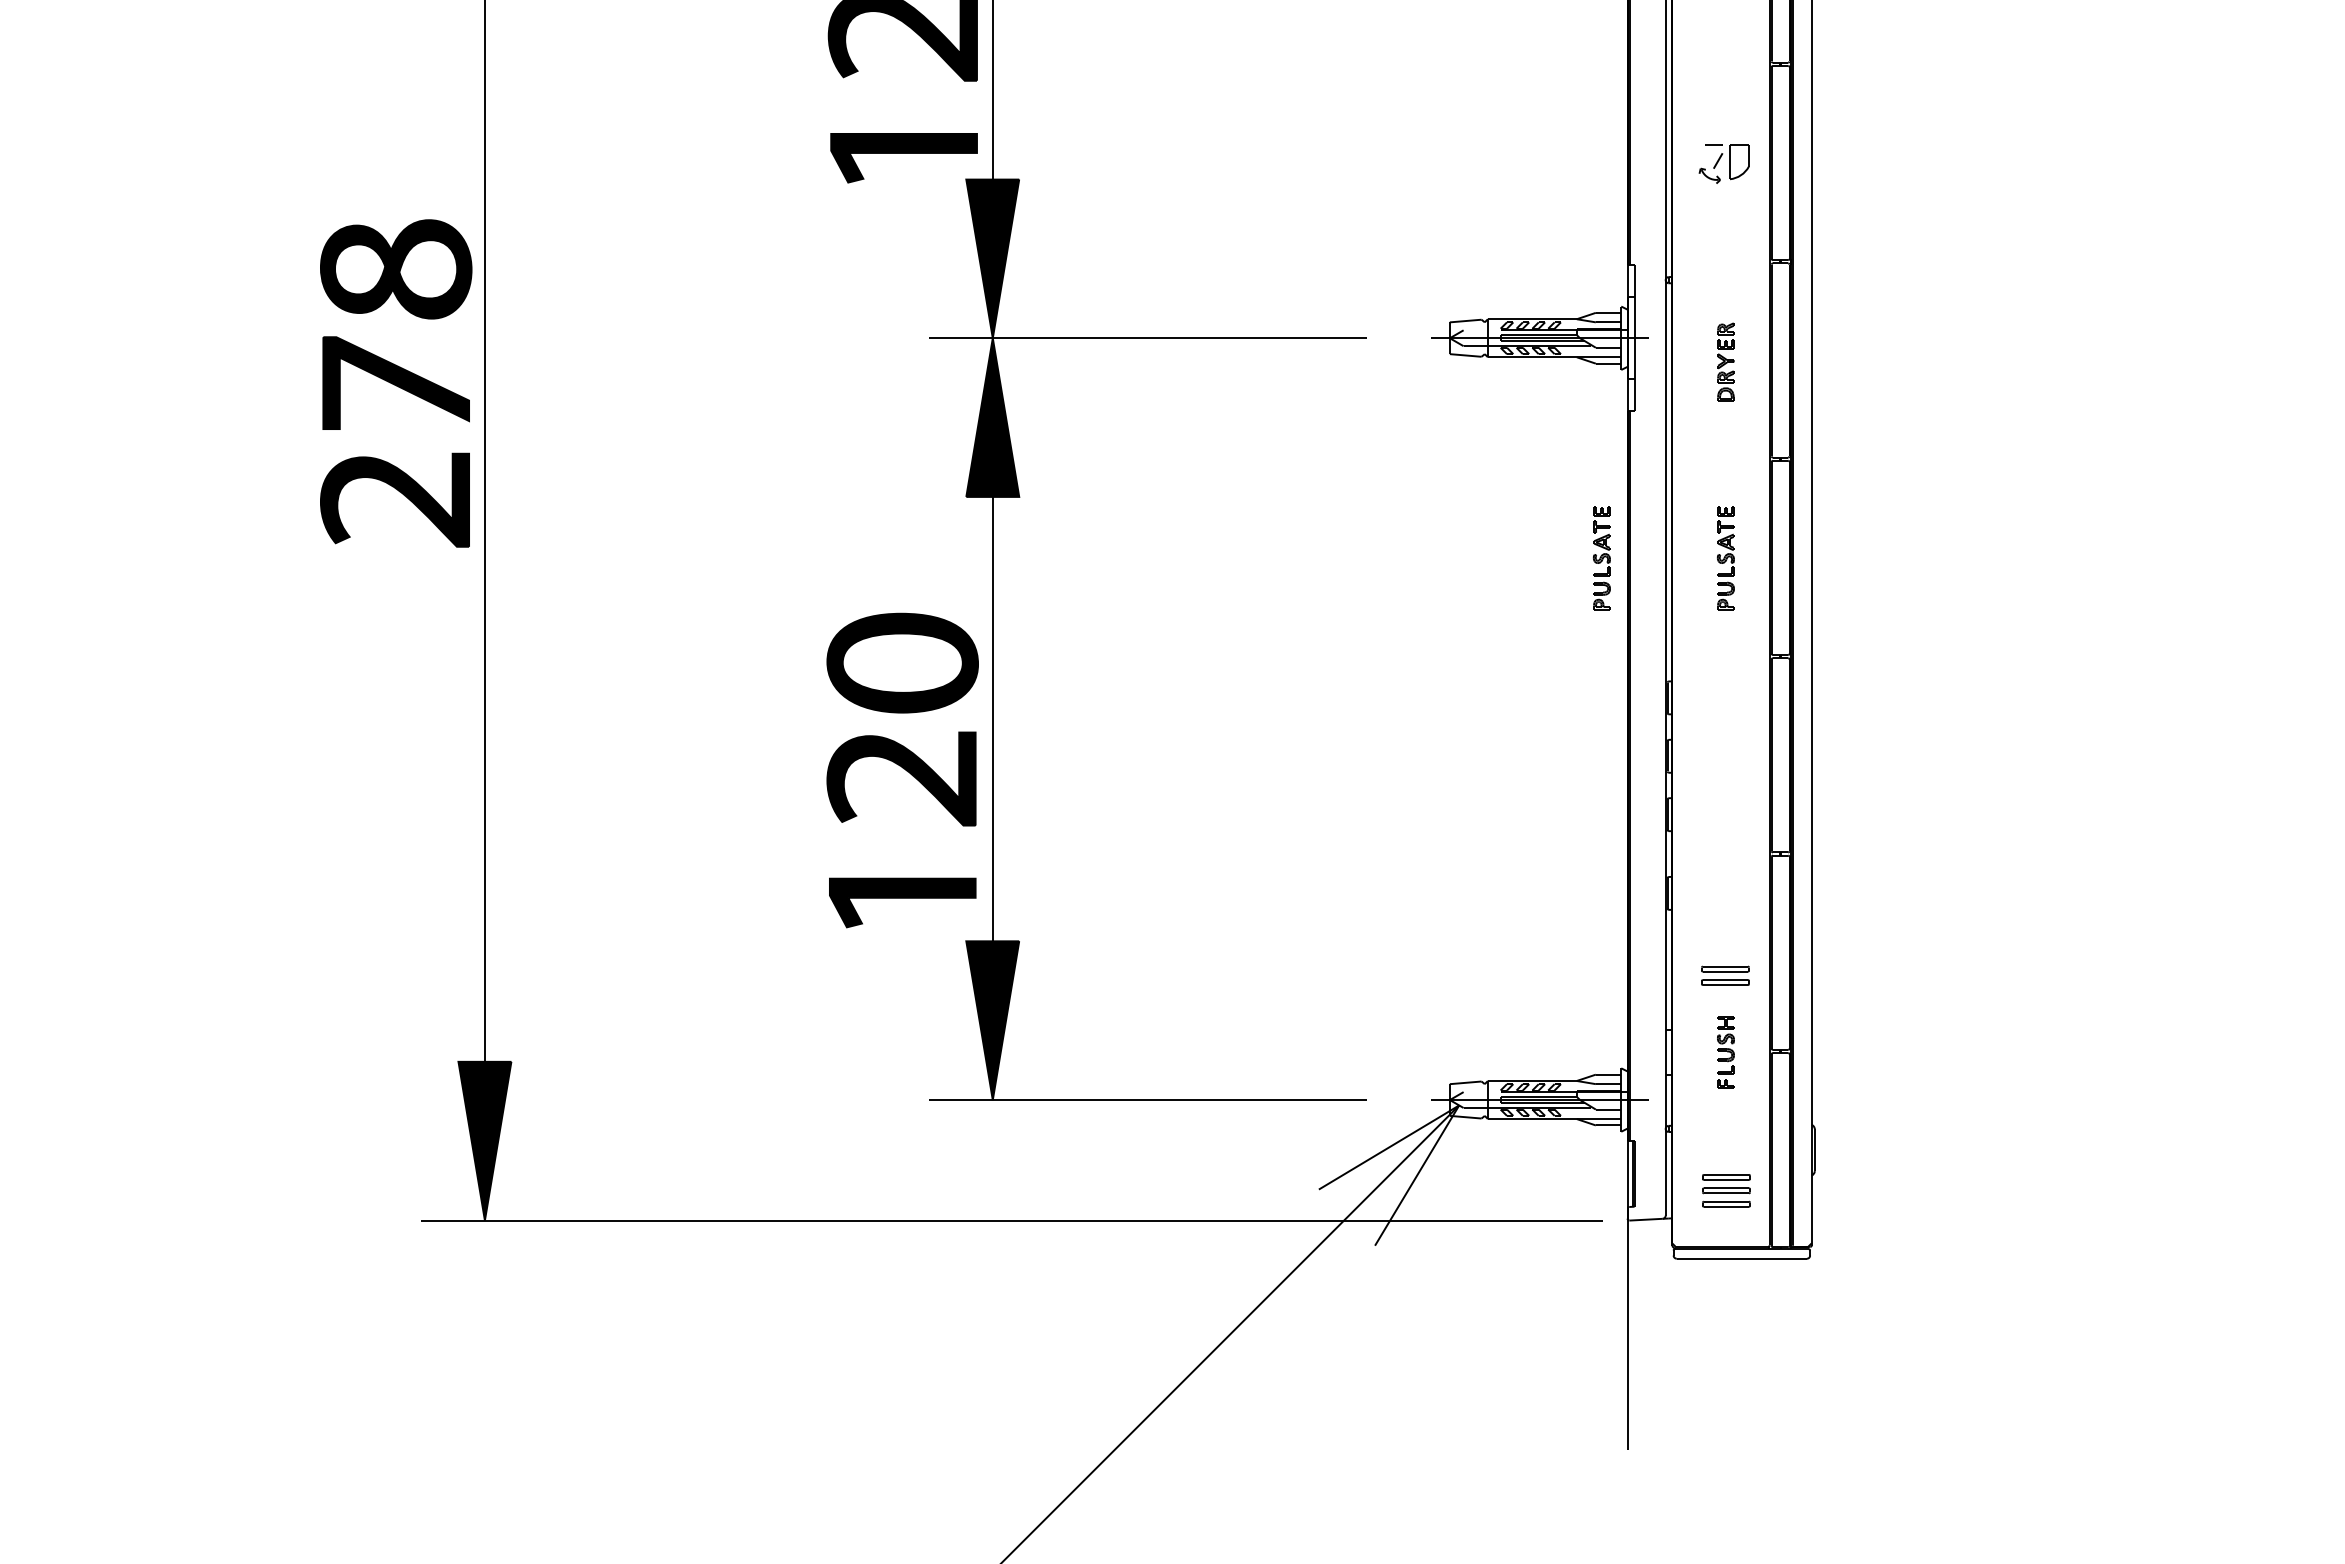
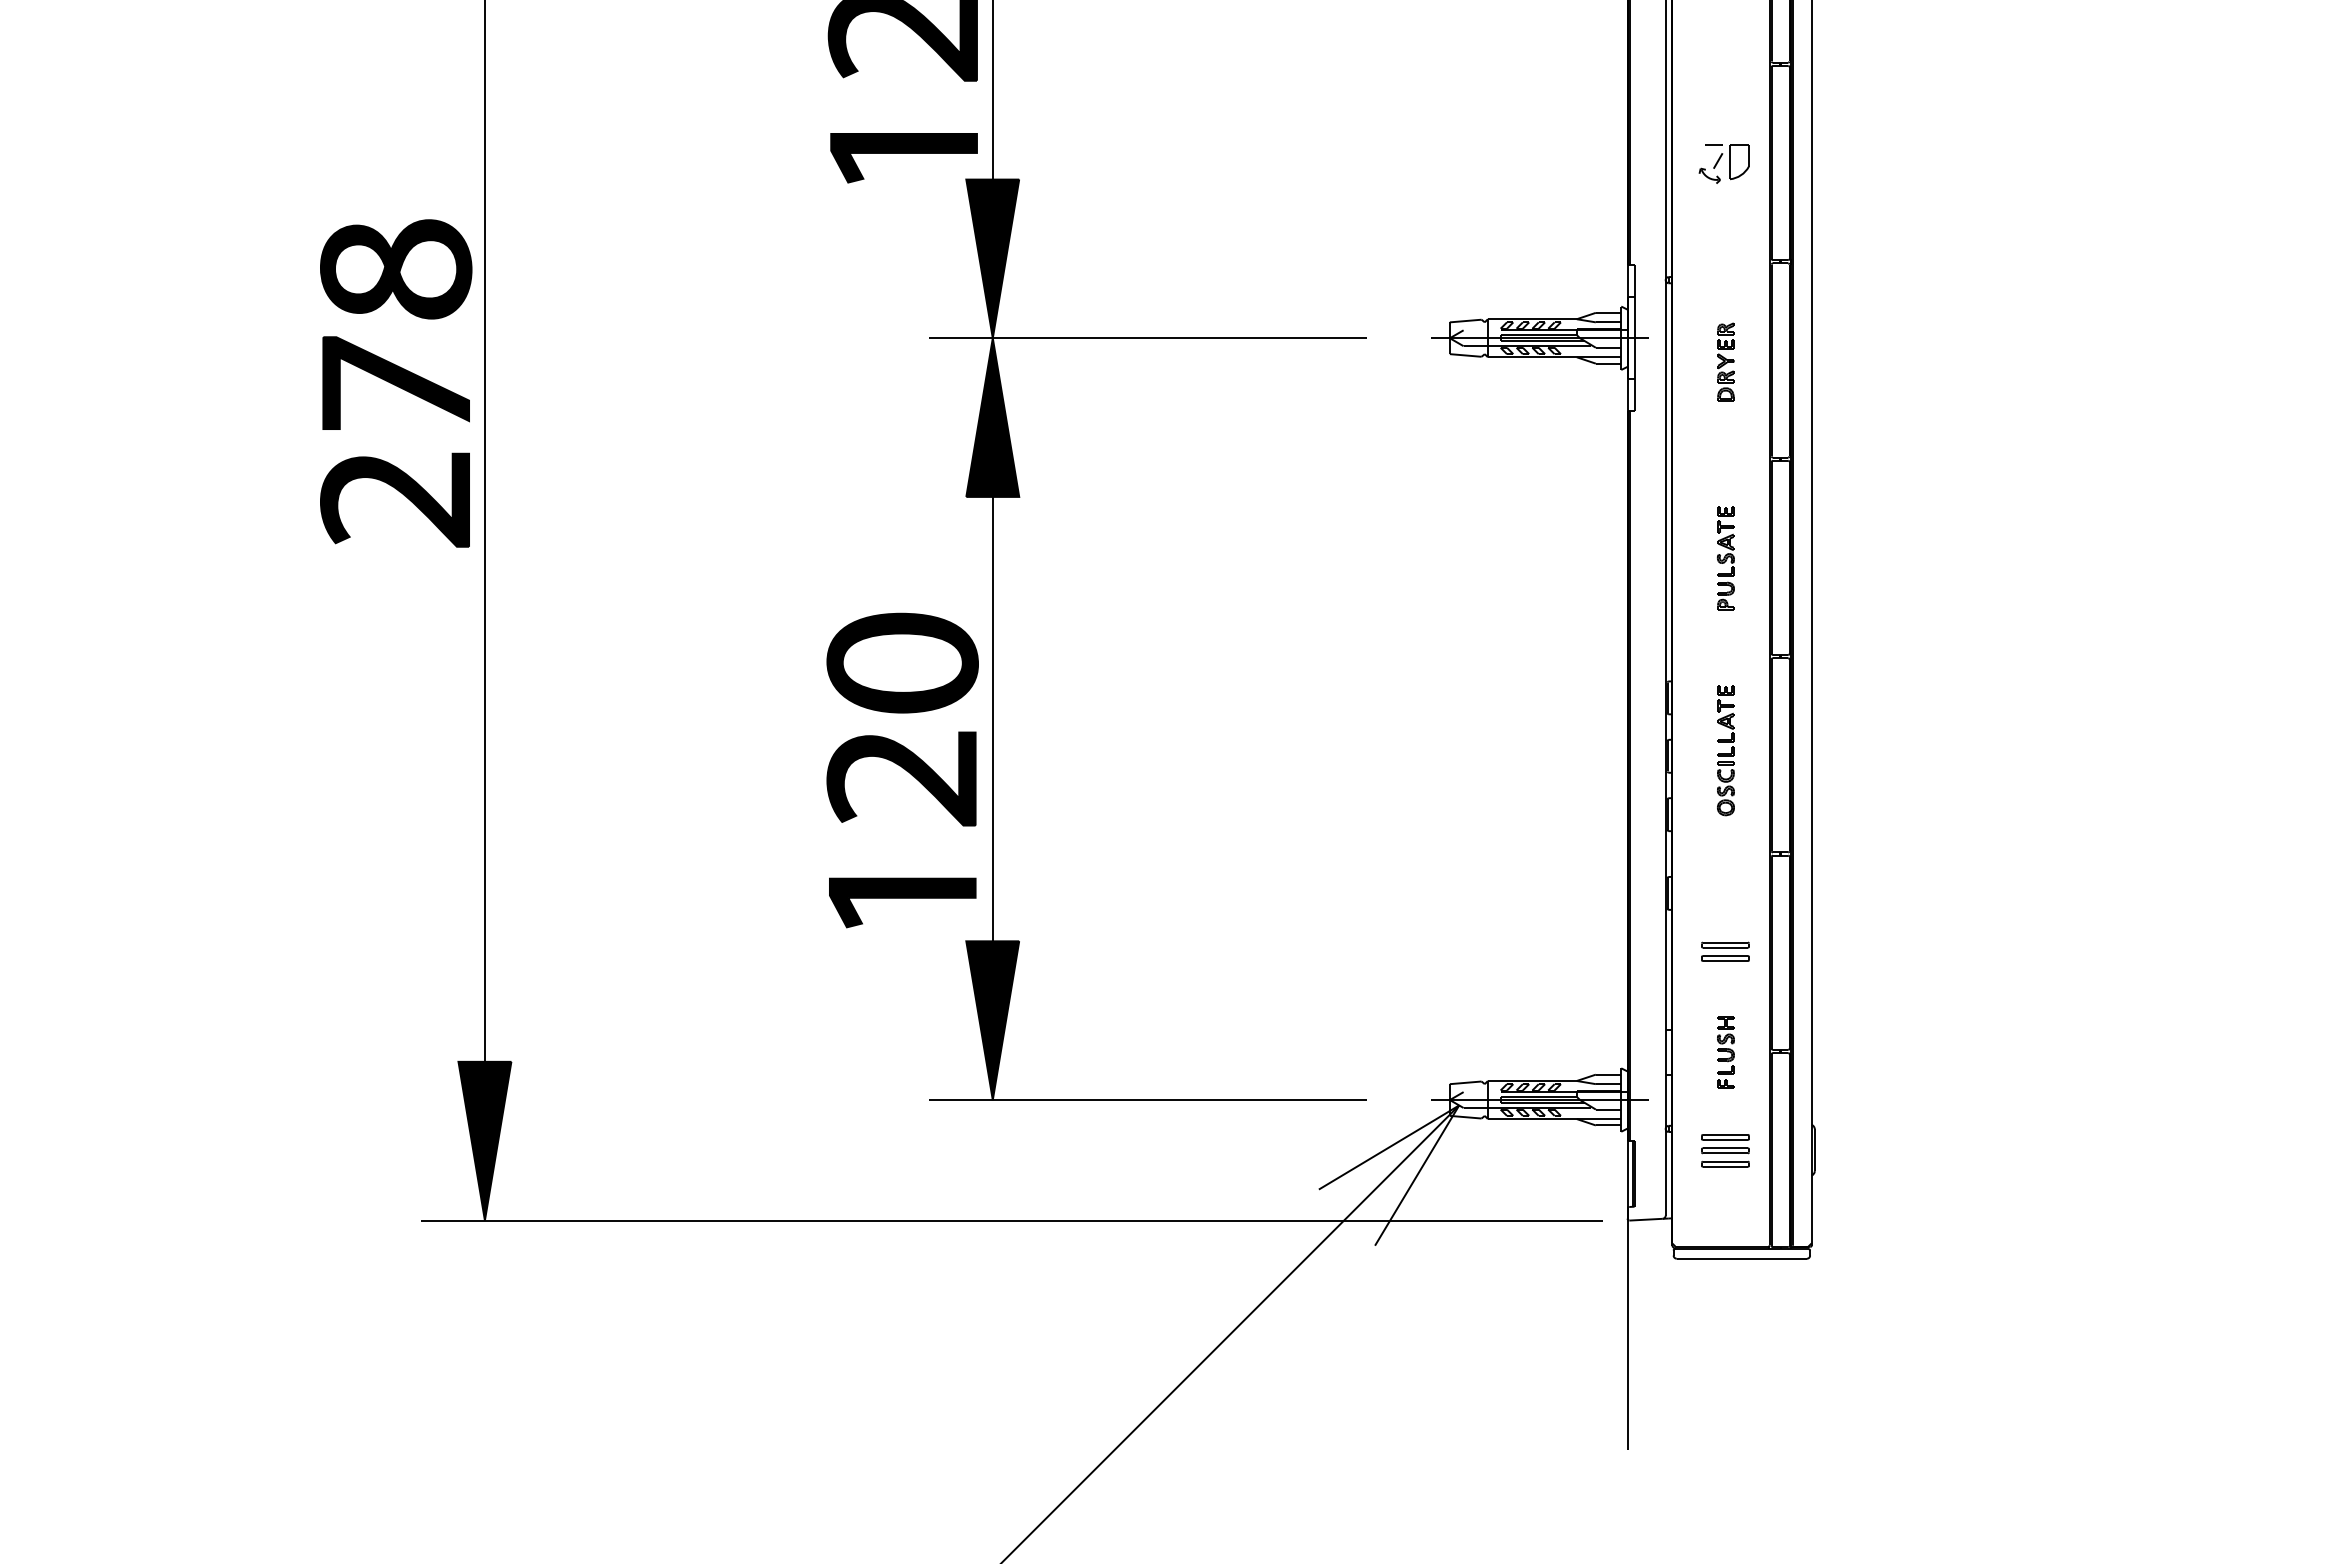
part: present -> none (1601, 558)
part: none -> present (1725, 750)
part position: (1725, 975) -> (1725, 951) (1725, 951)
part position: (1726, 1190) -> (1725, 1150) (1725, 1150)
